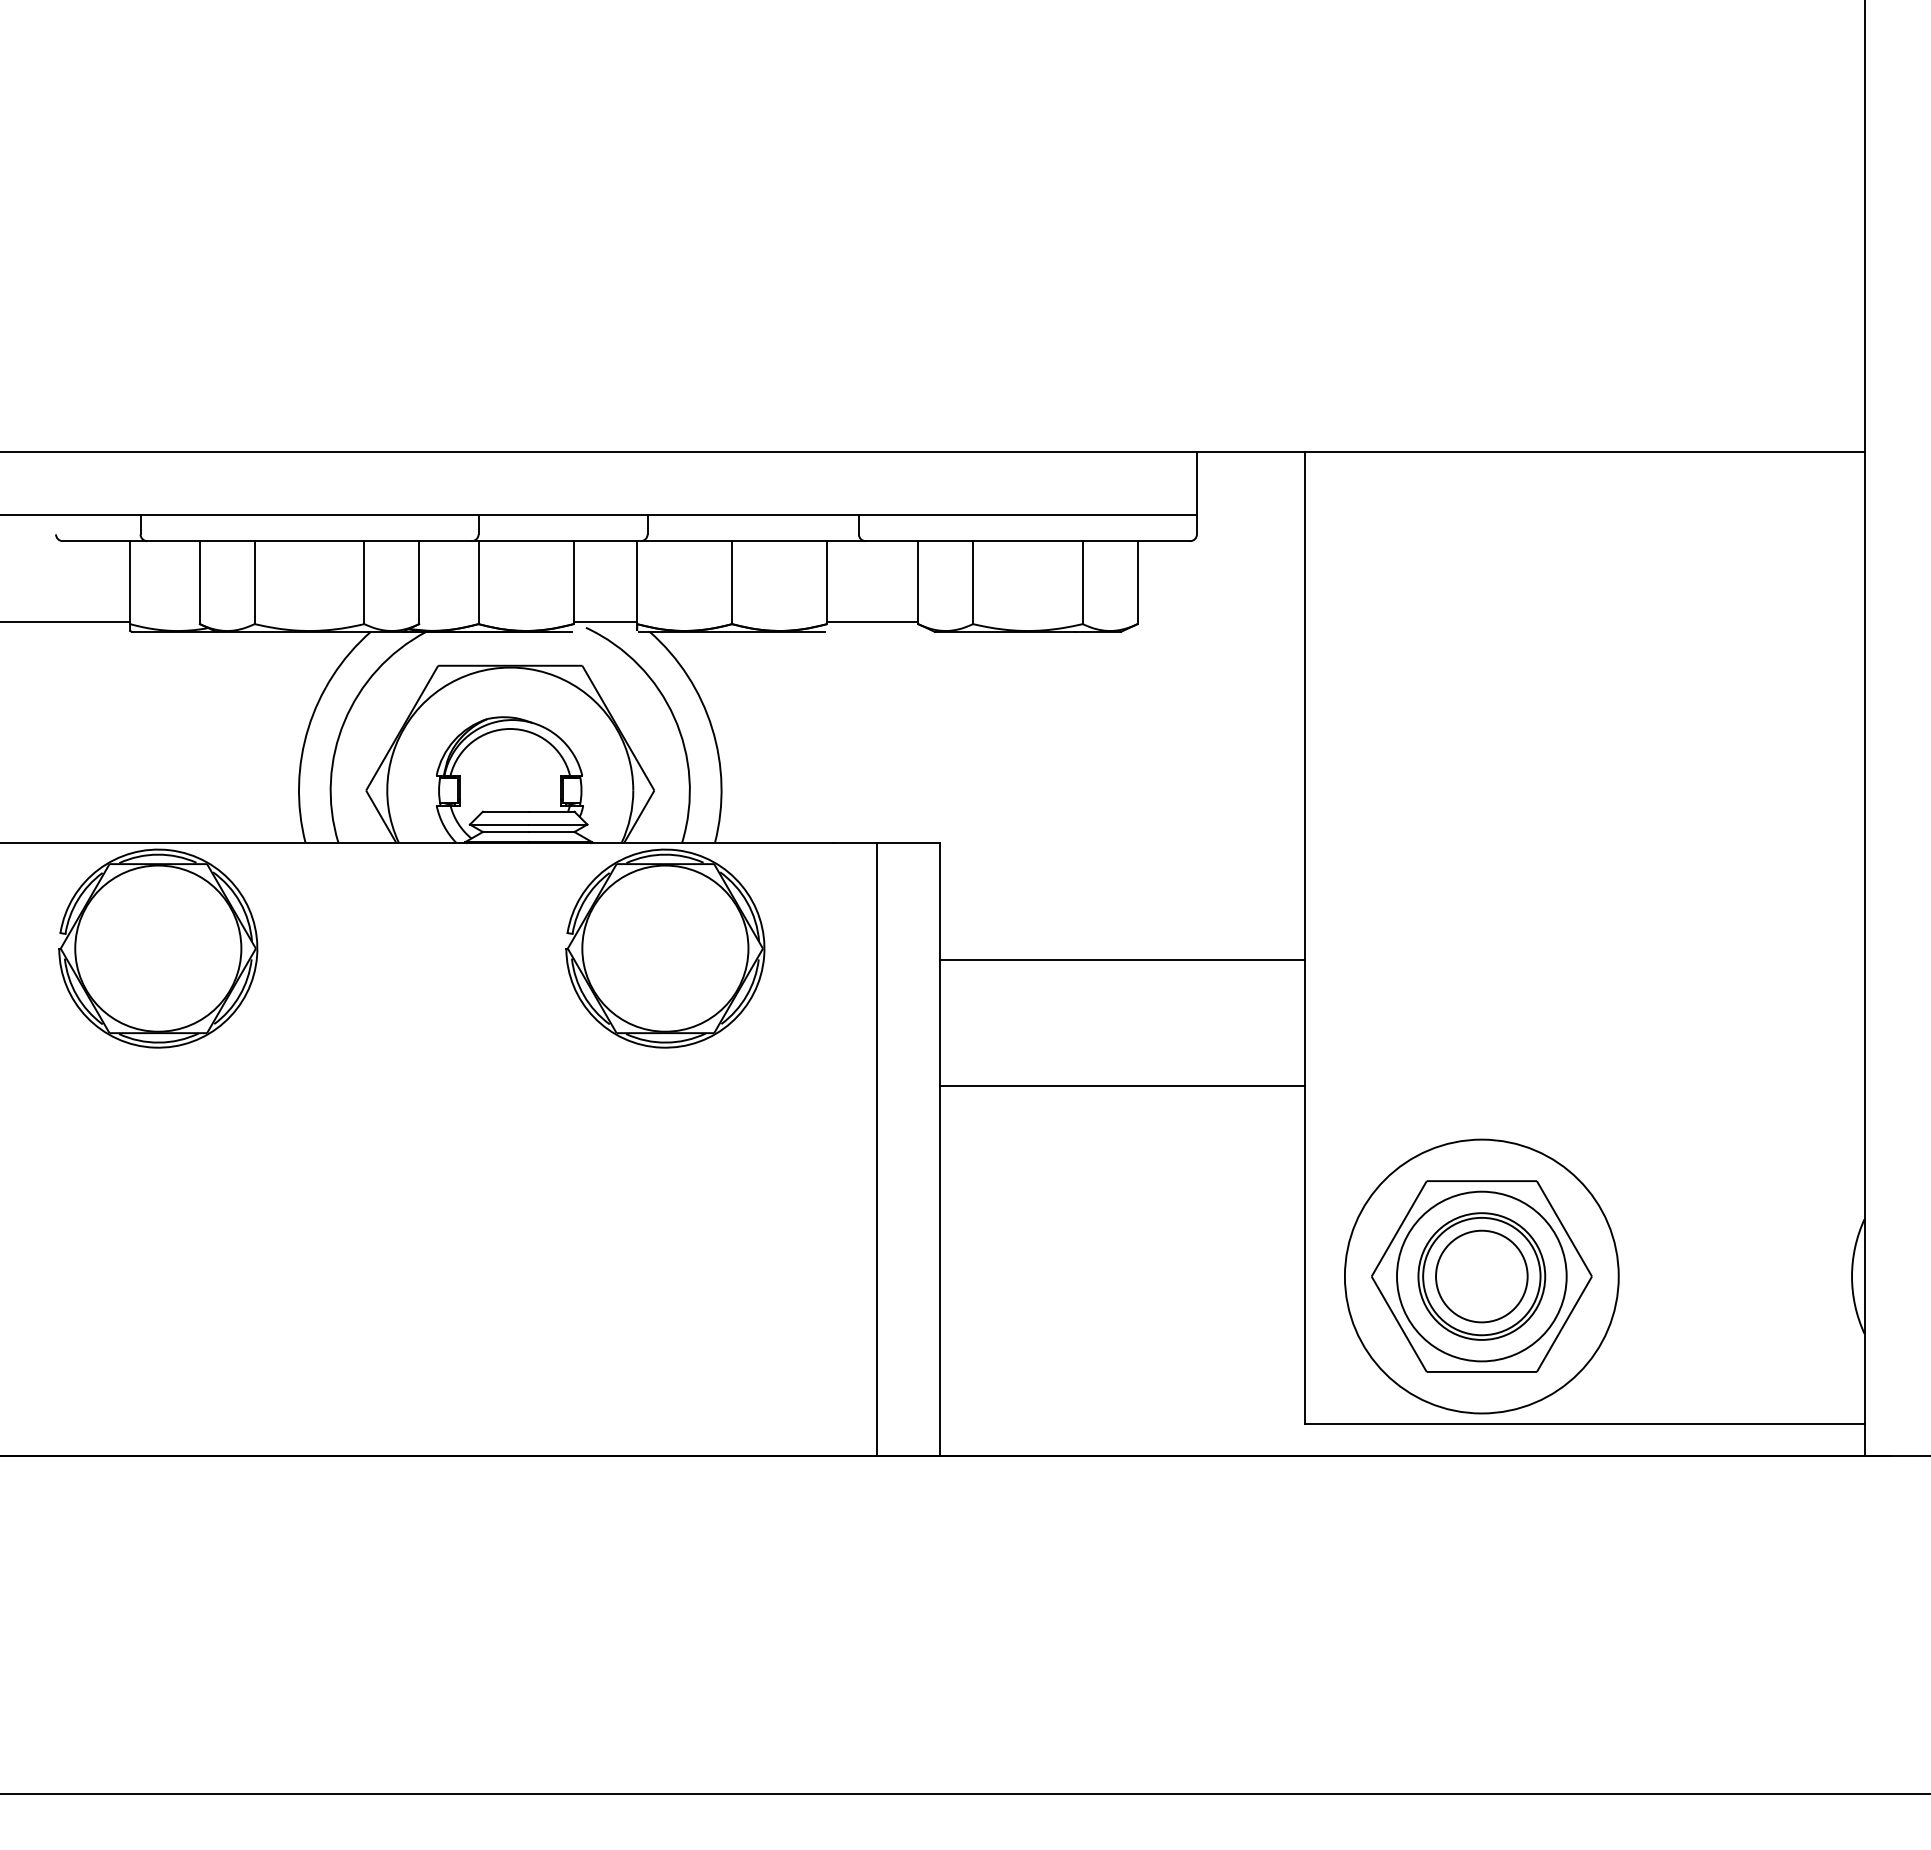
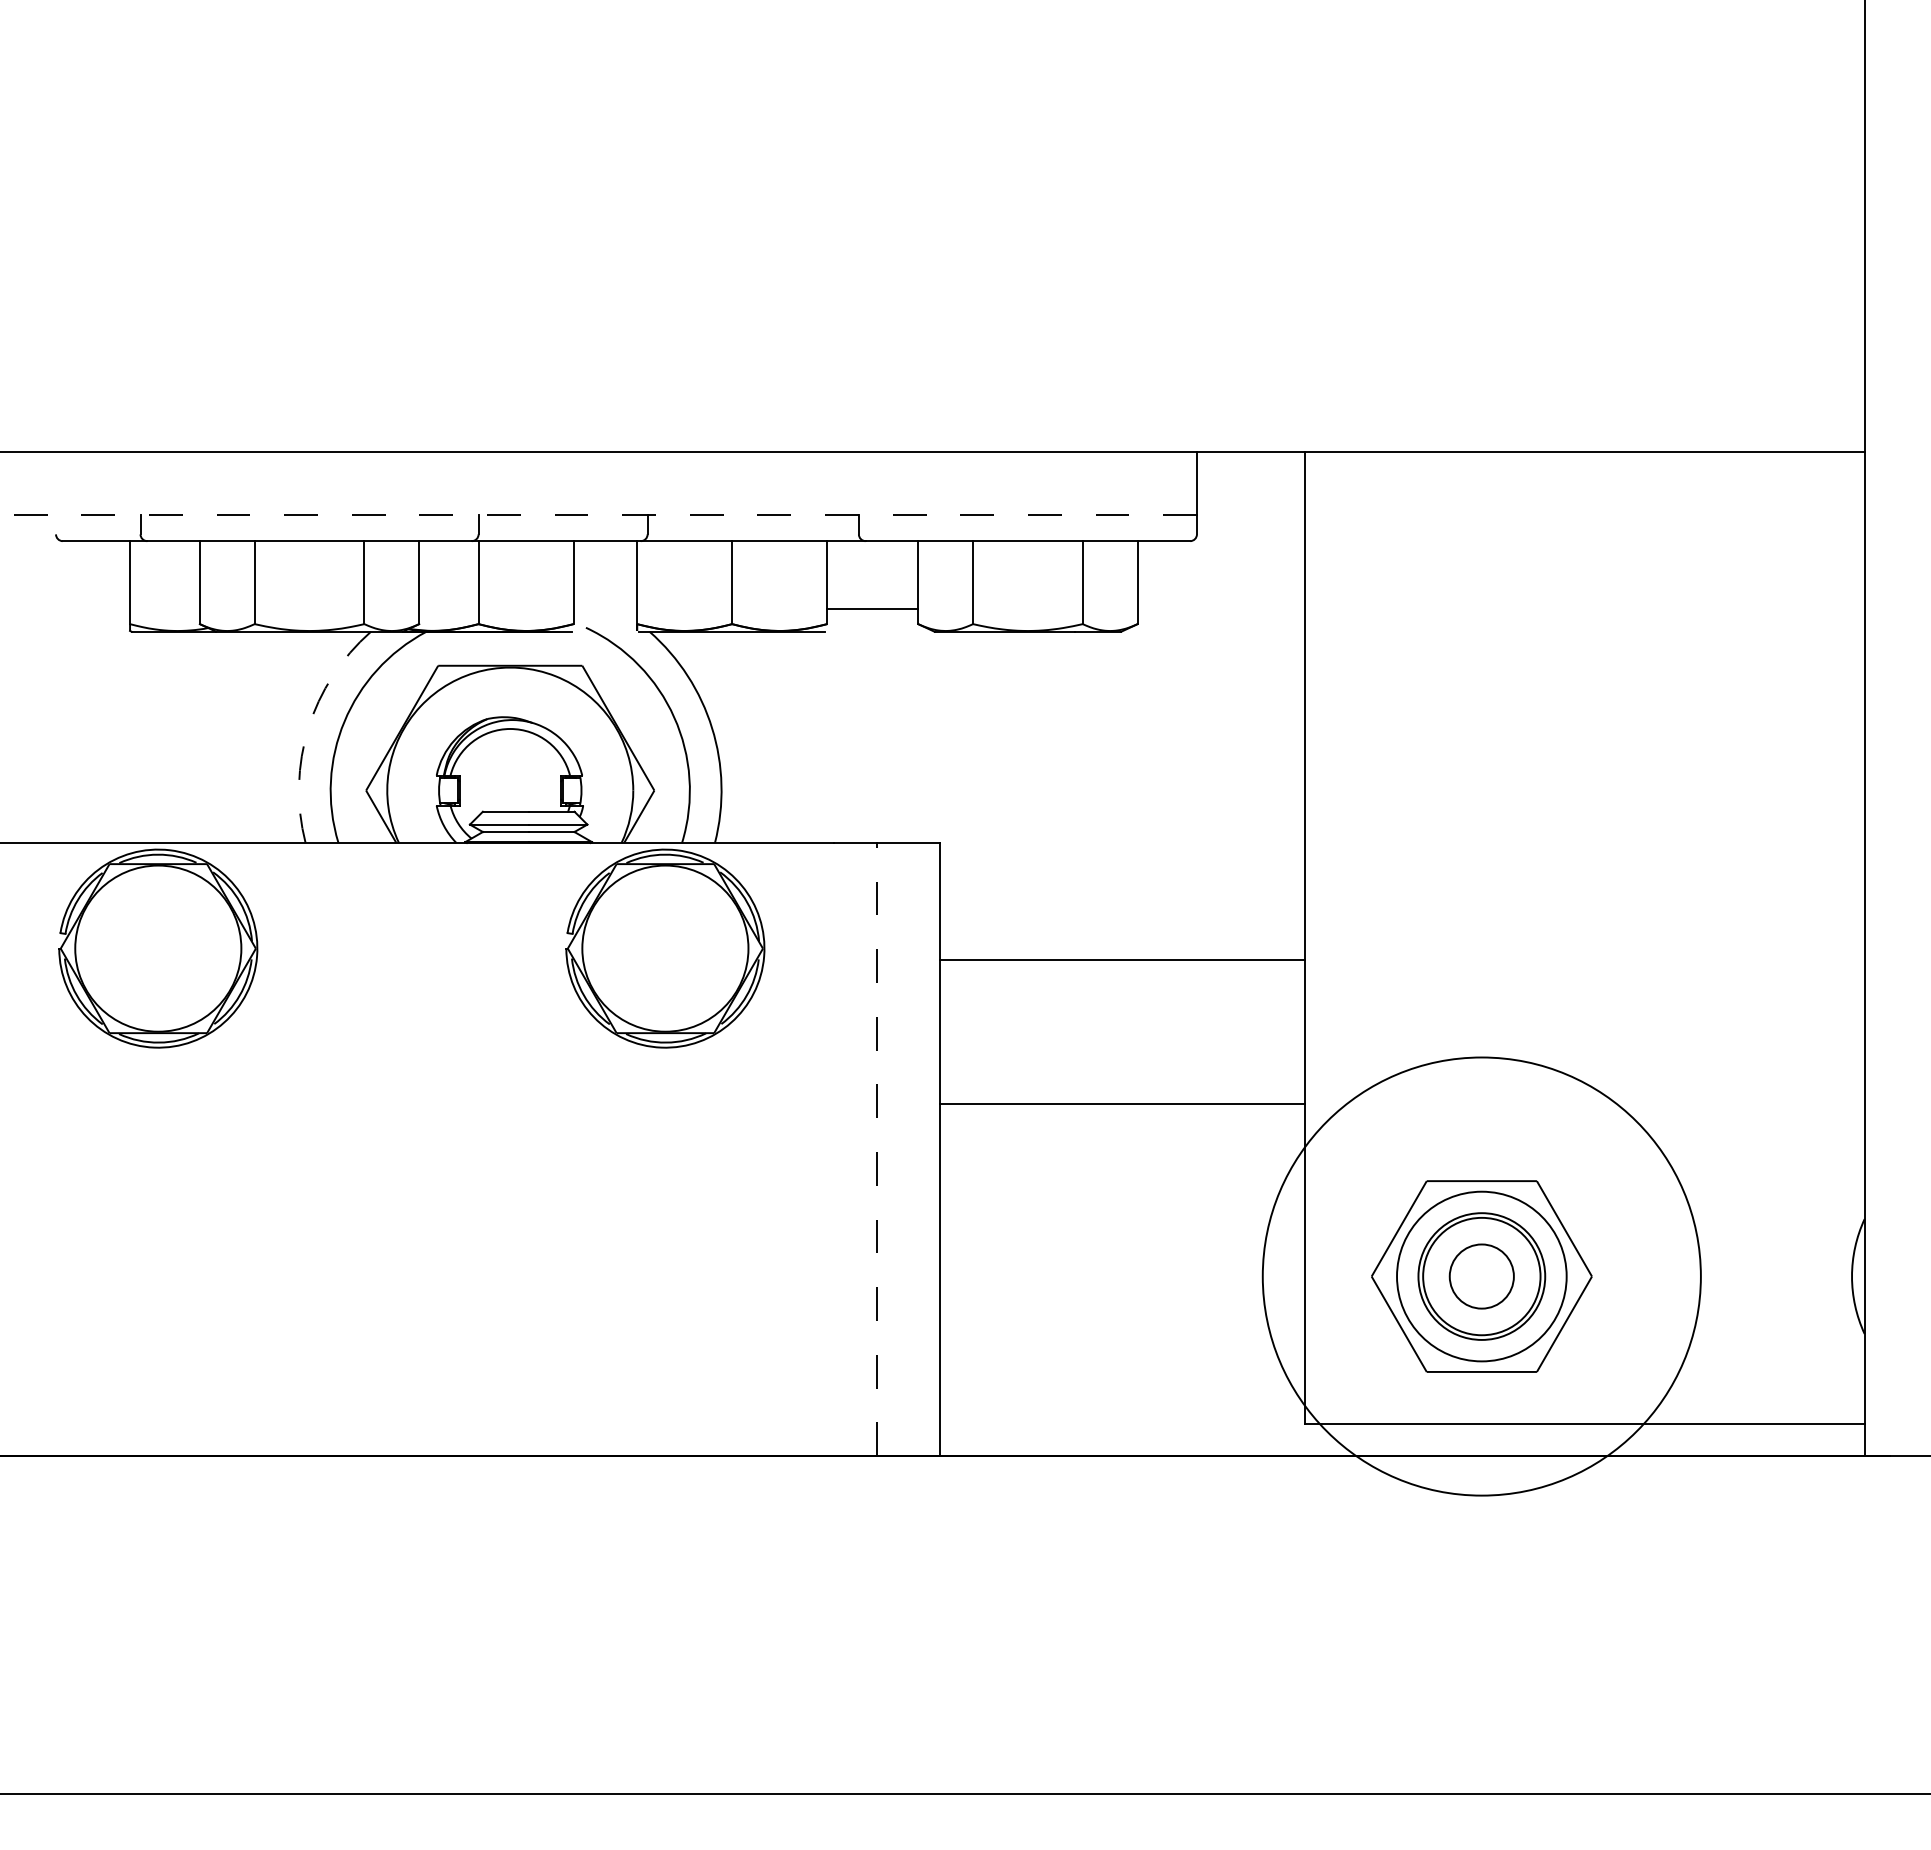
line: solid -> dashed (598, 515)
line: present -> none (66, 621)
line: present -> none (605, 621)
line position: (872, 621) -> (872, 608) (872, 608)
arc: solid -> dashed (308, 728)
line position: (1122, 1086) -> (1122, 1104) (1122, 1104)
line: solid -> dashed (876, 1149)
circle diameter: 274 px -> 438 px (1481, 1276)
circle diameter: 92 px -> 64 px (1481, 1276)
